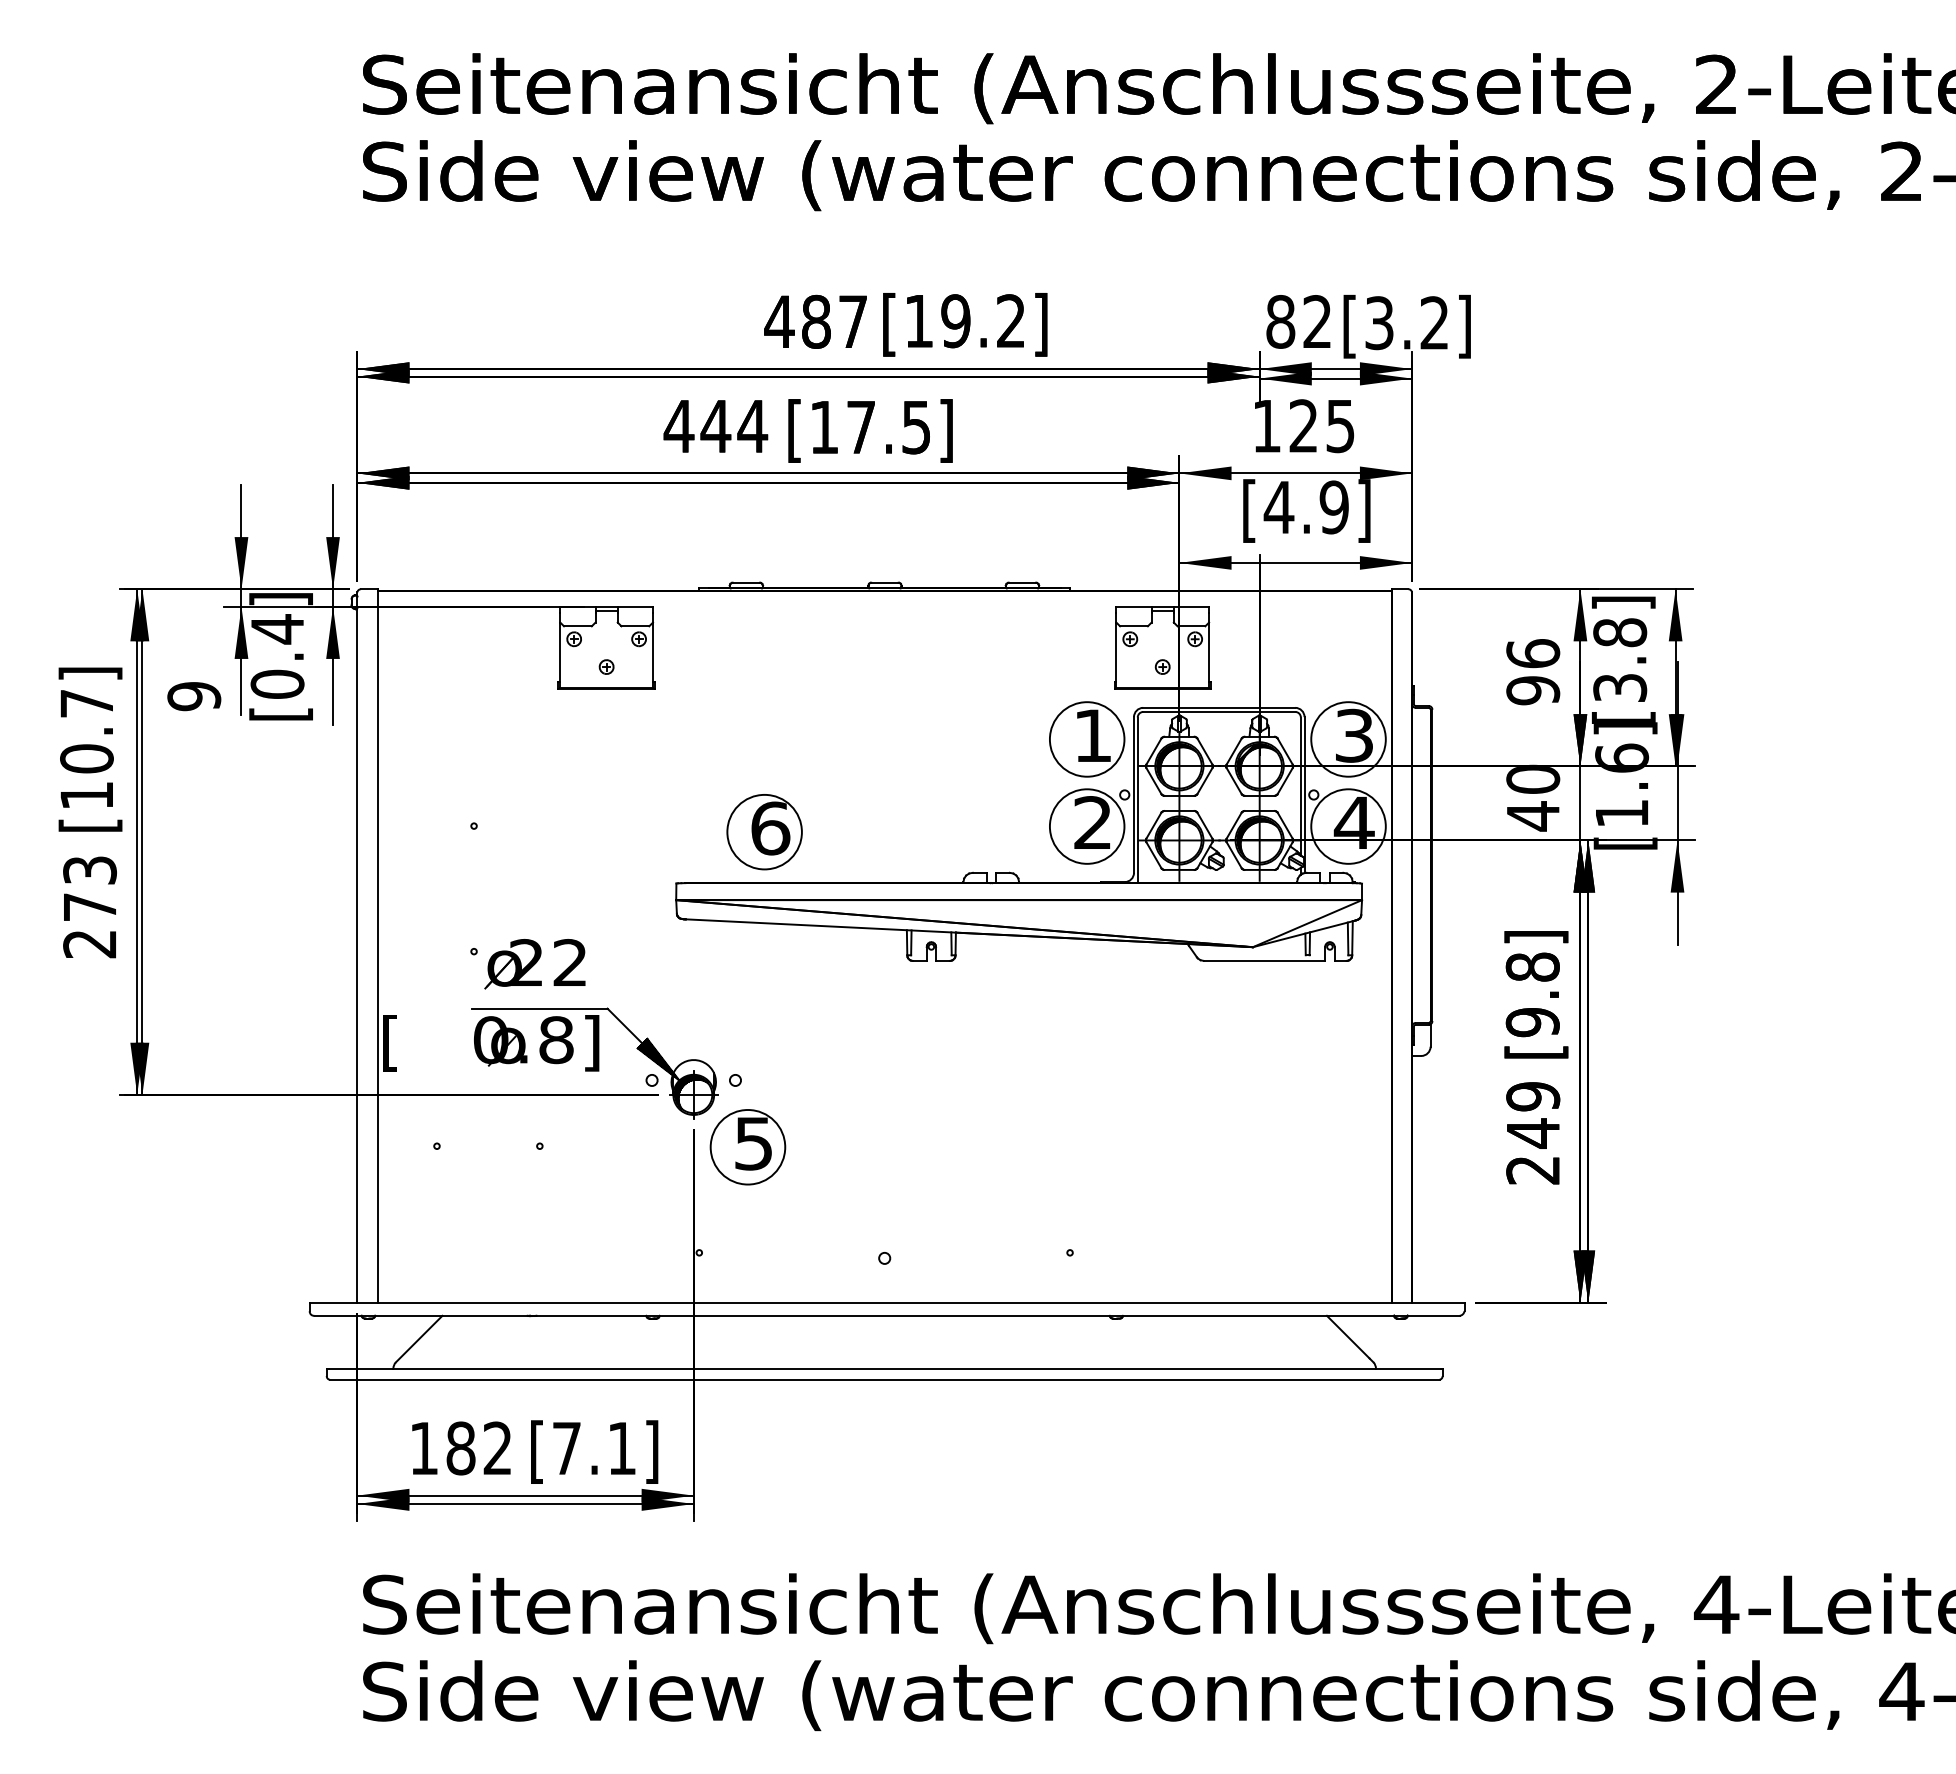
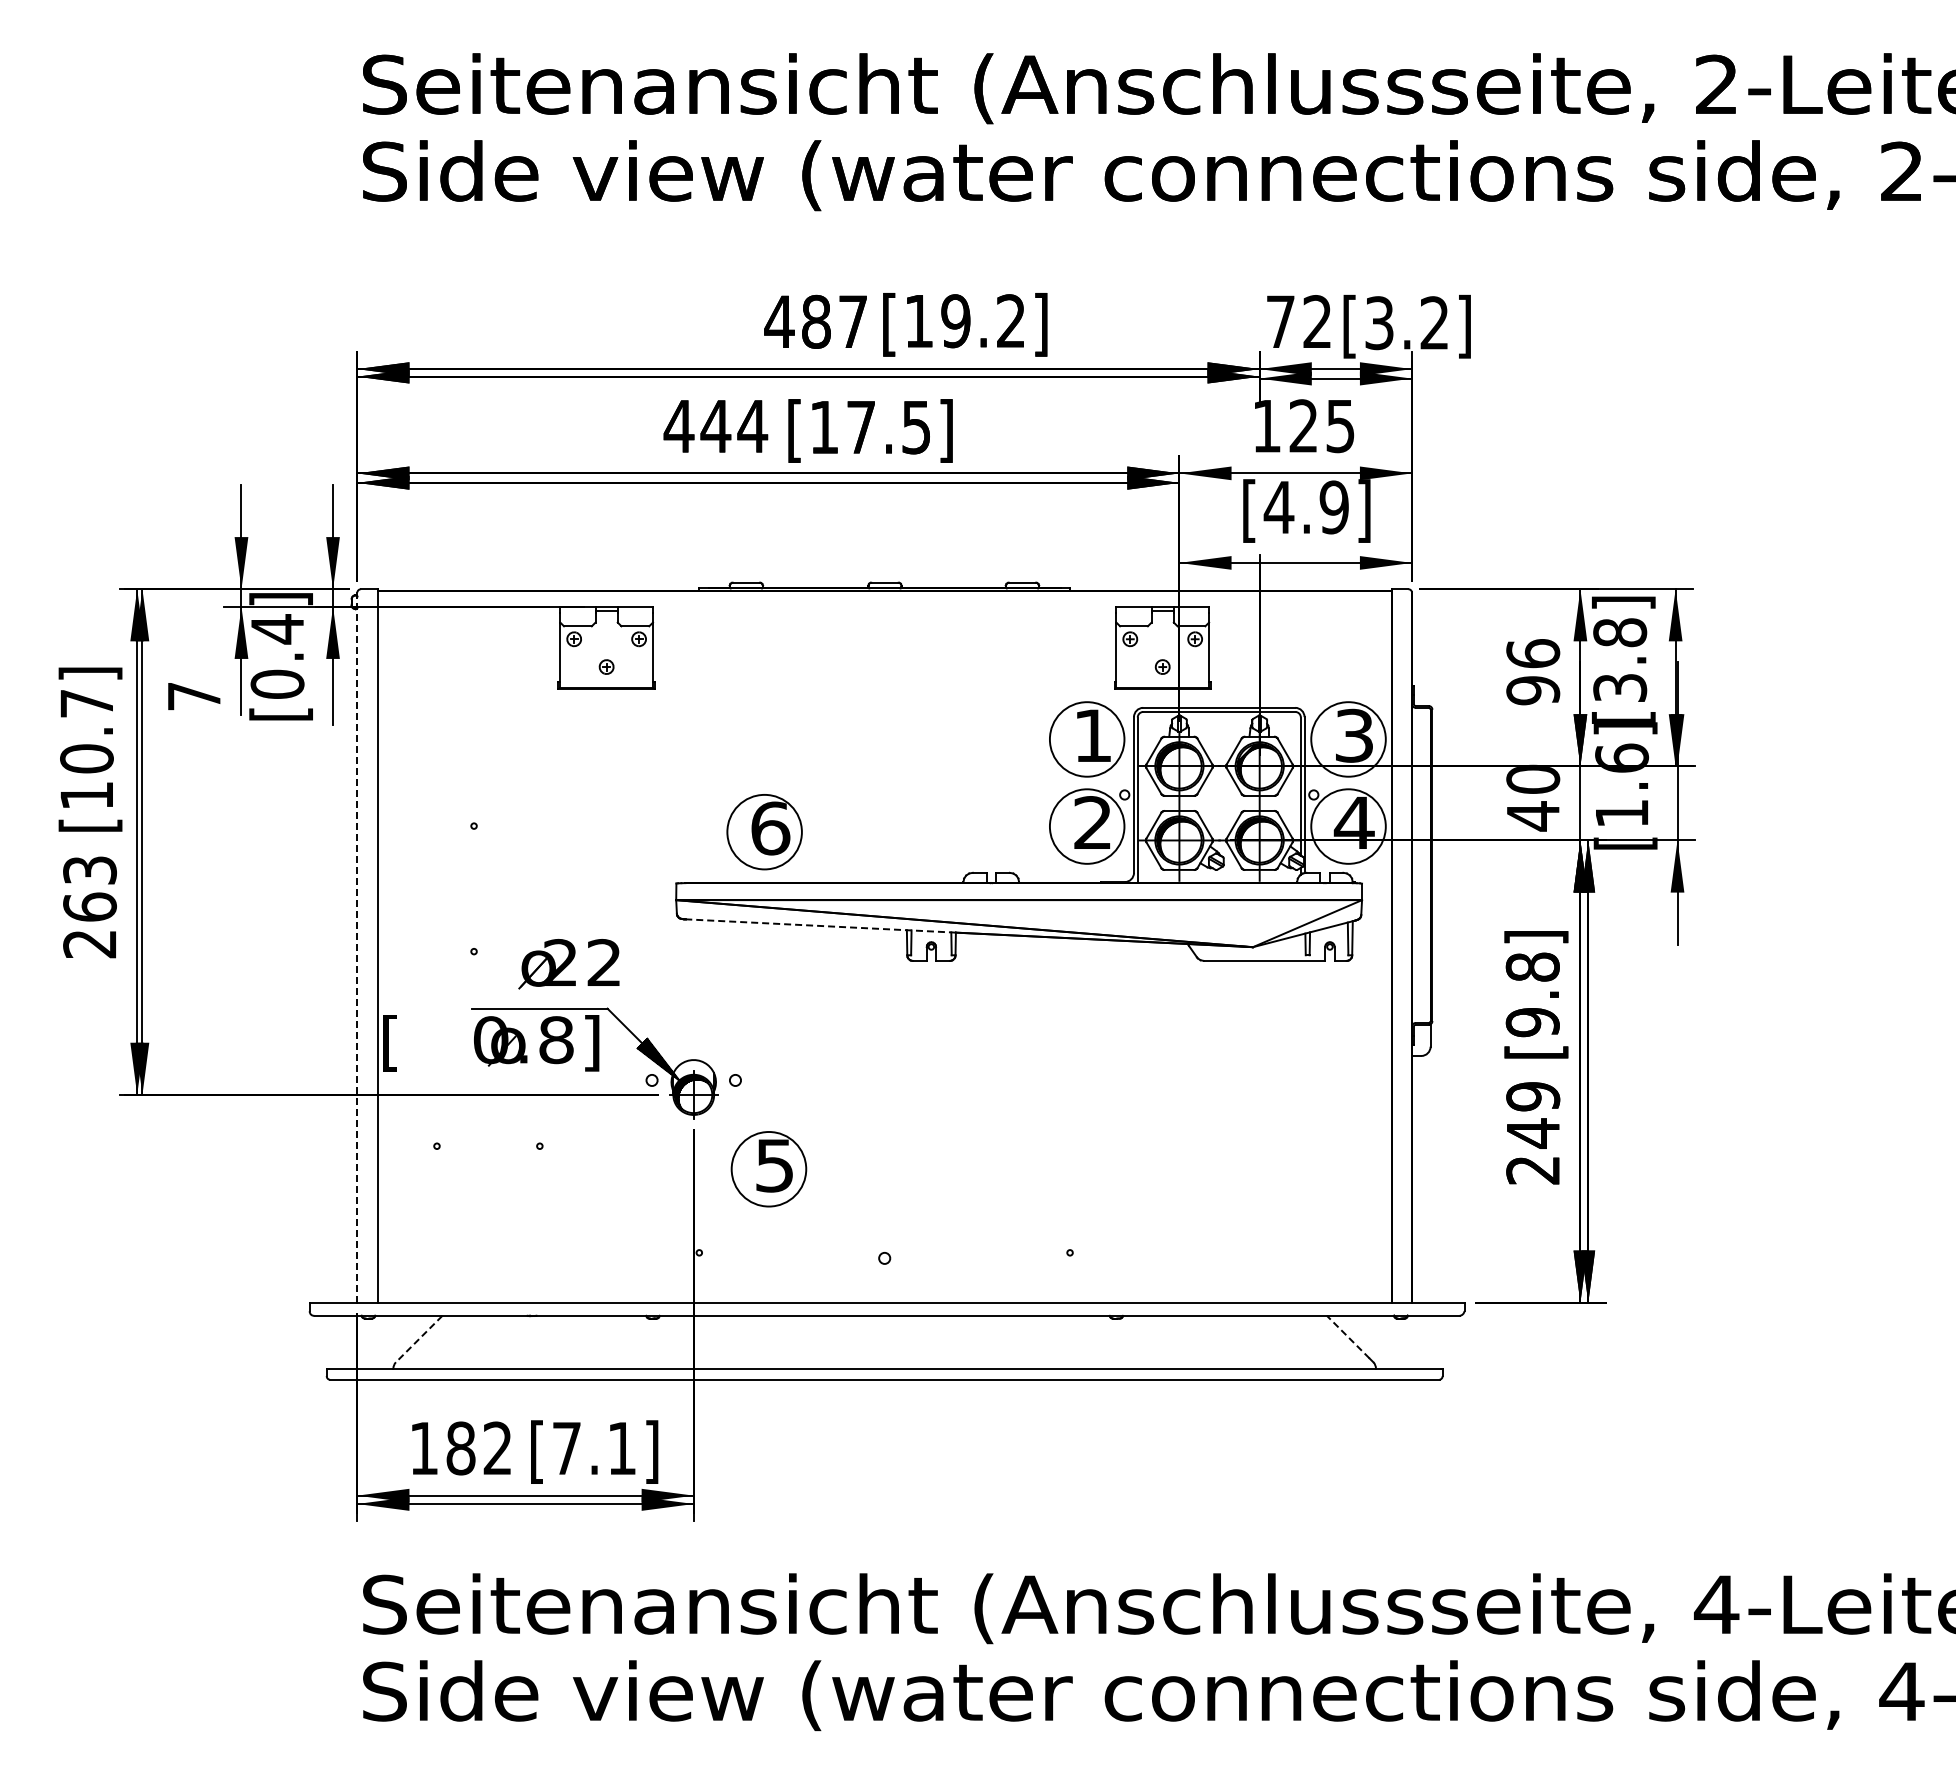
text: 82 -> 72 (1280, 321)
text: 9 -> 7 (194, 696)
text: 273 -> 263 (89, 906)
line: solid -> dashed (820, 925)
line: solid -> dashed (357, 947)
part position: (534, 964) -> (568, 964) (568, 964)
part position: (747, 1147) -> (768, 1169) (768, 1169)
line: solid -> dashed (1347, 1336)
line: solid -> dashed (419, 1339)
